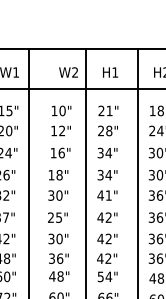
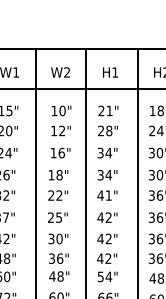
text position: (68, 72) -> (60, 72) (60, 72)
line position: (29, 171) -> (36, 171) (36, 171)
text: 30" -> 22" (55, 195)
